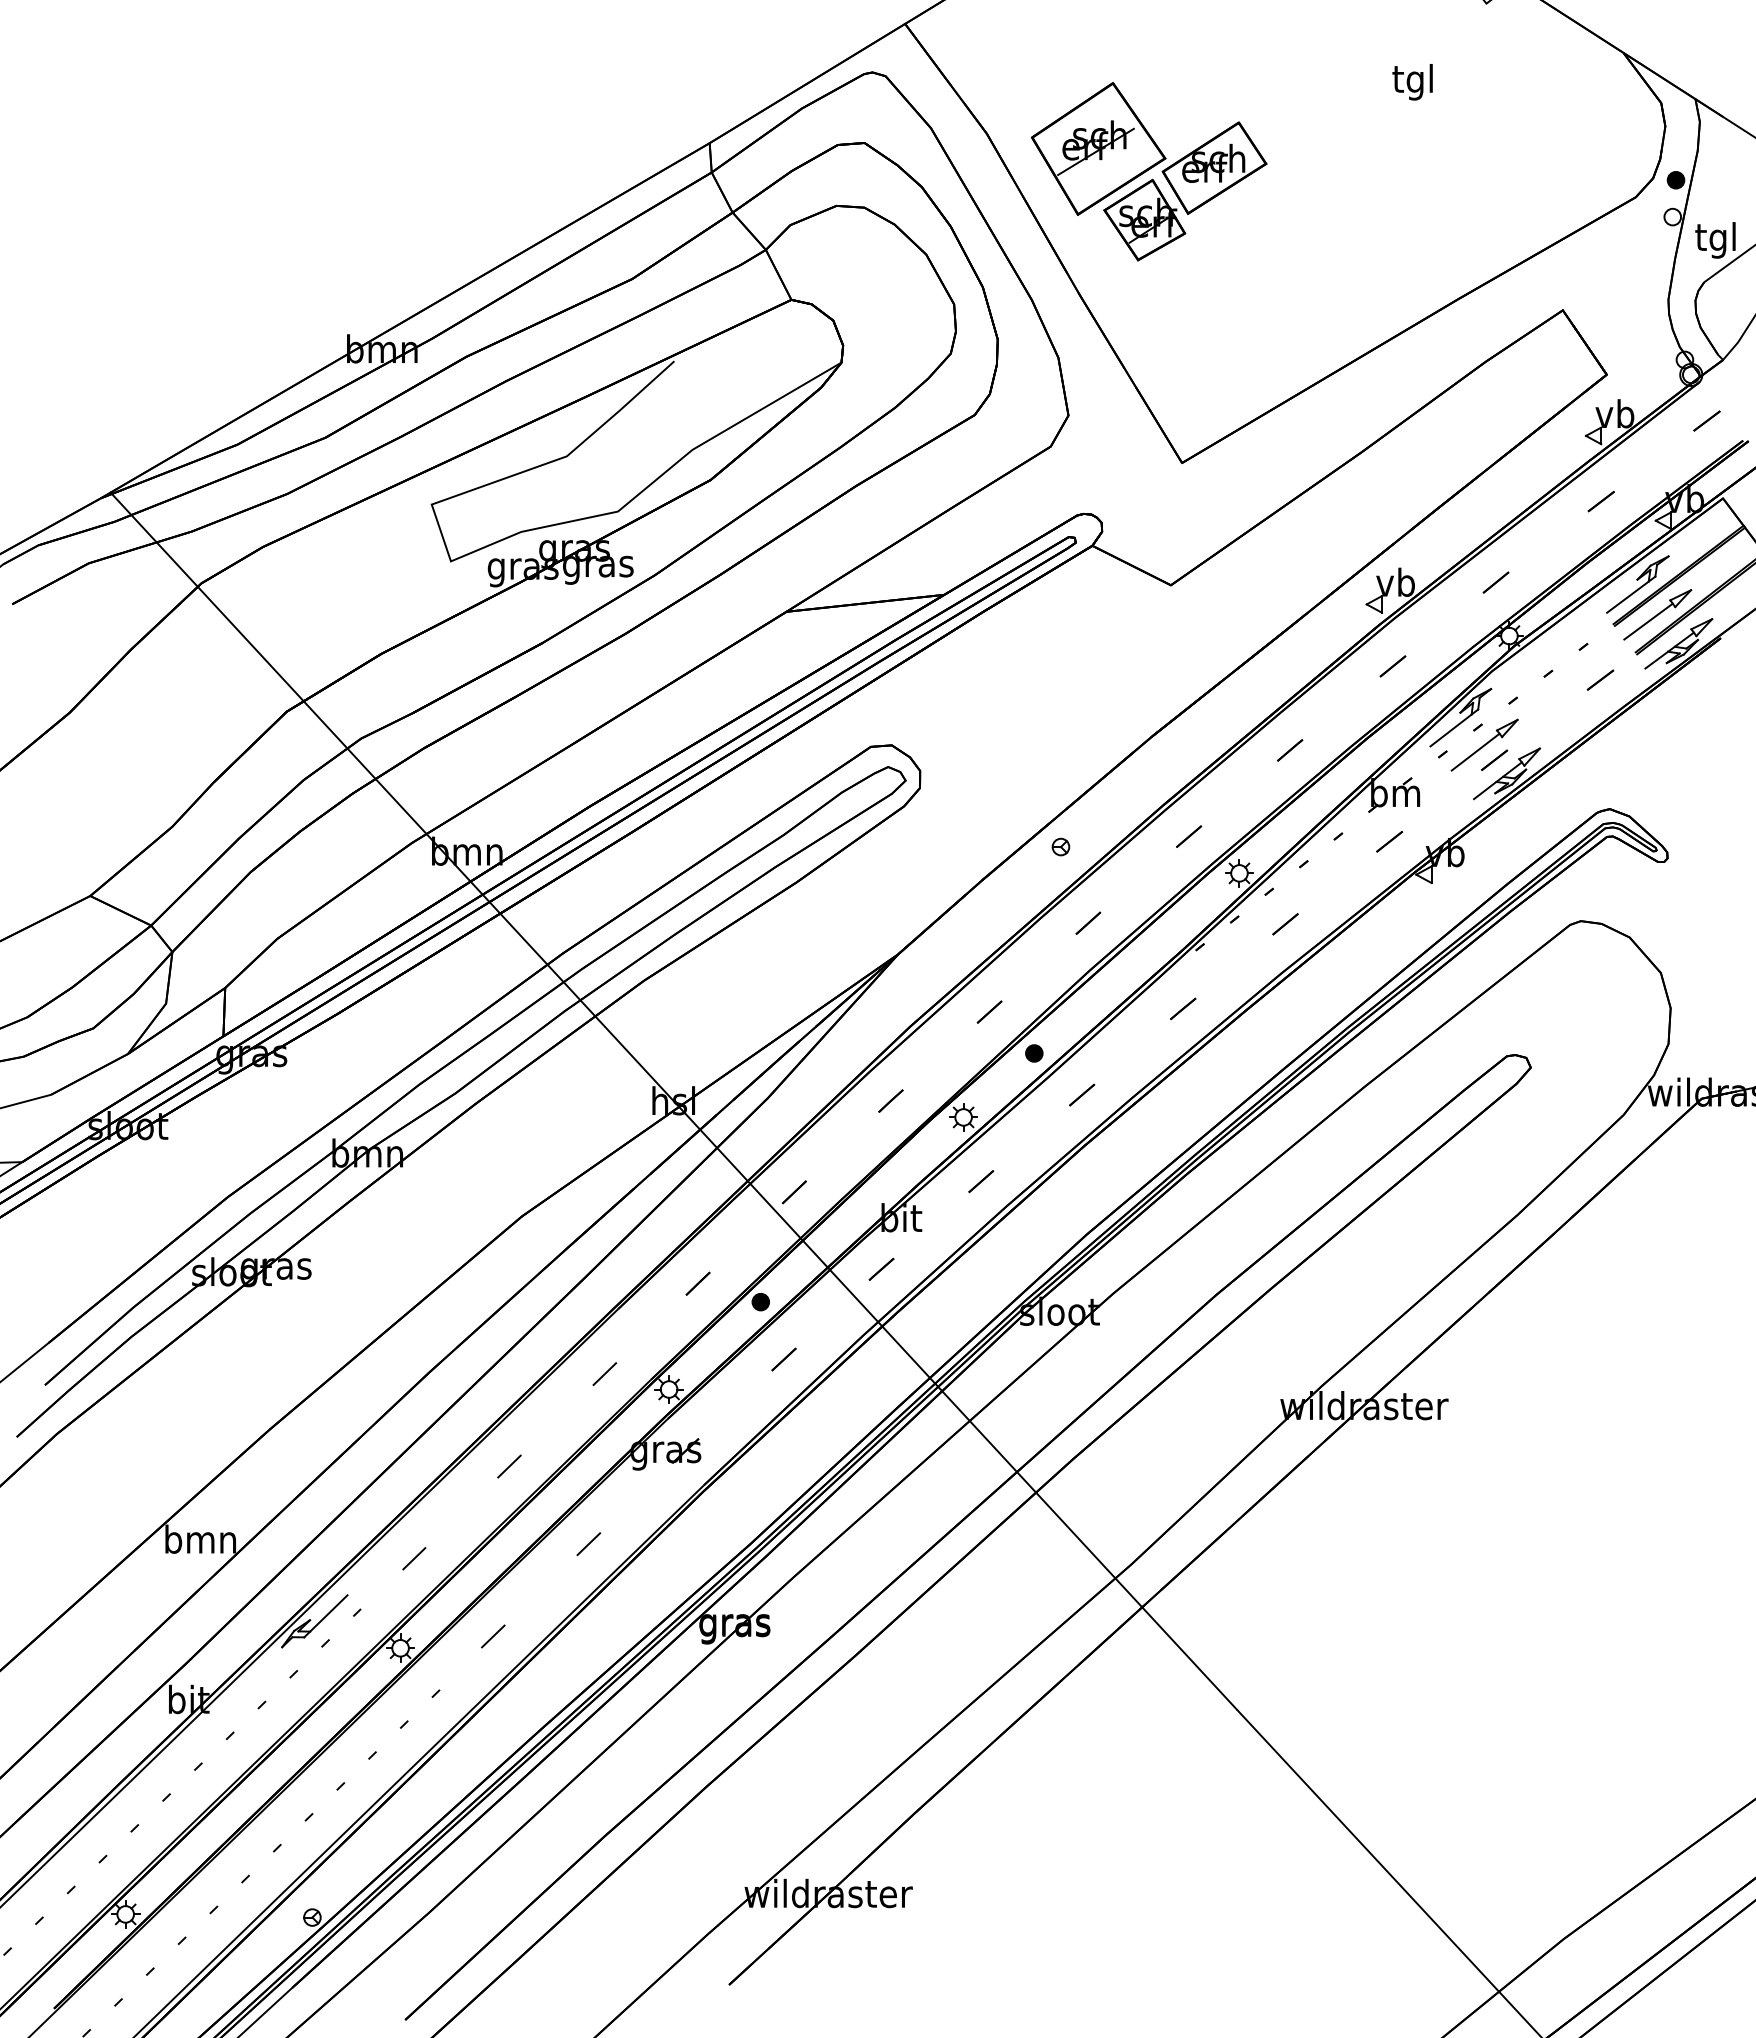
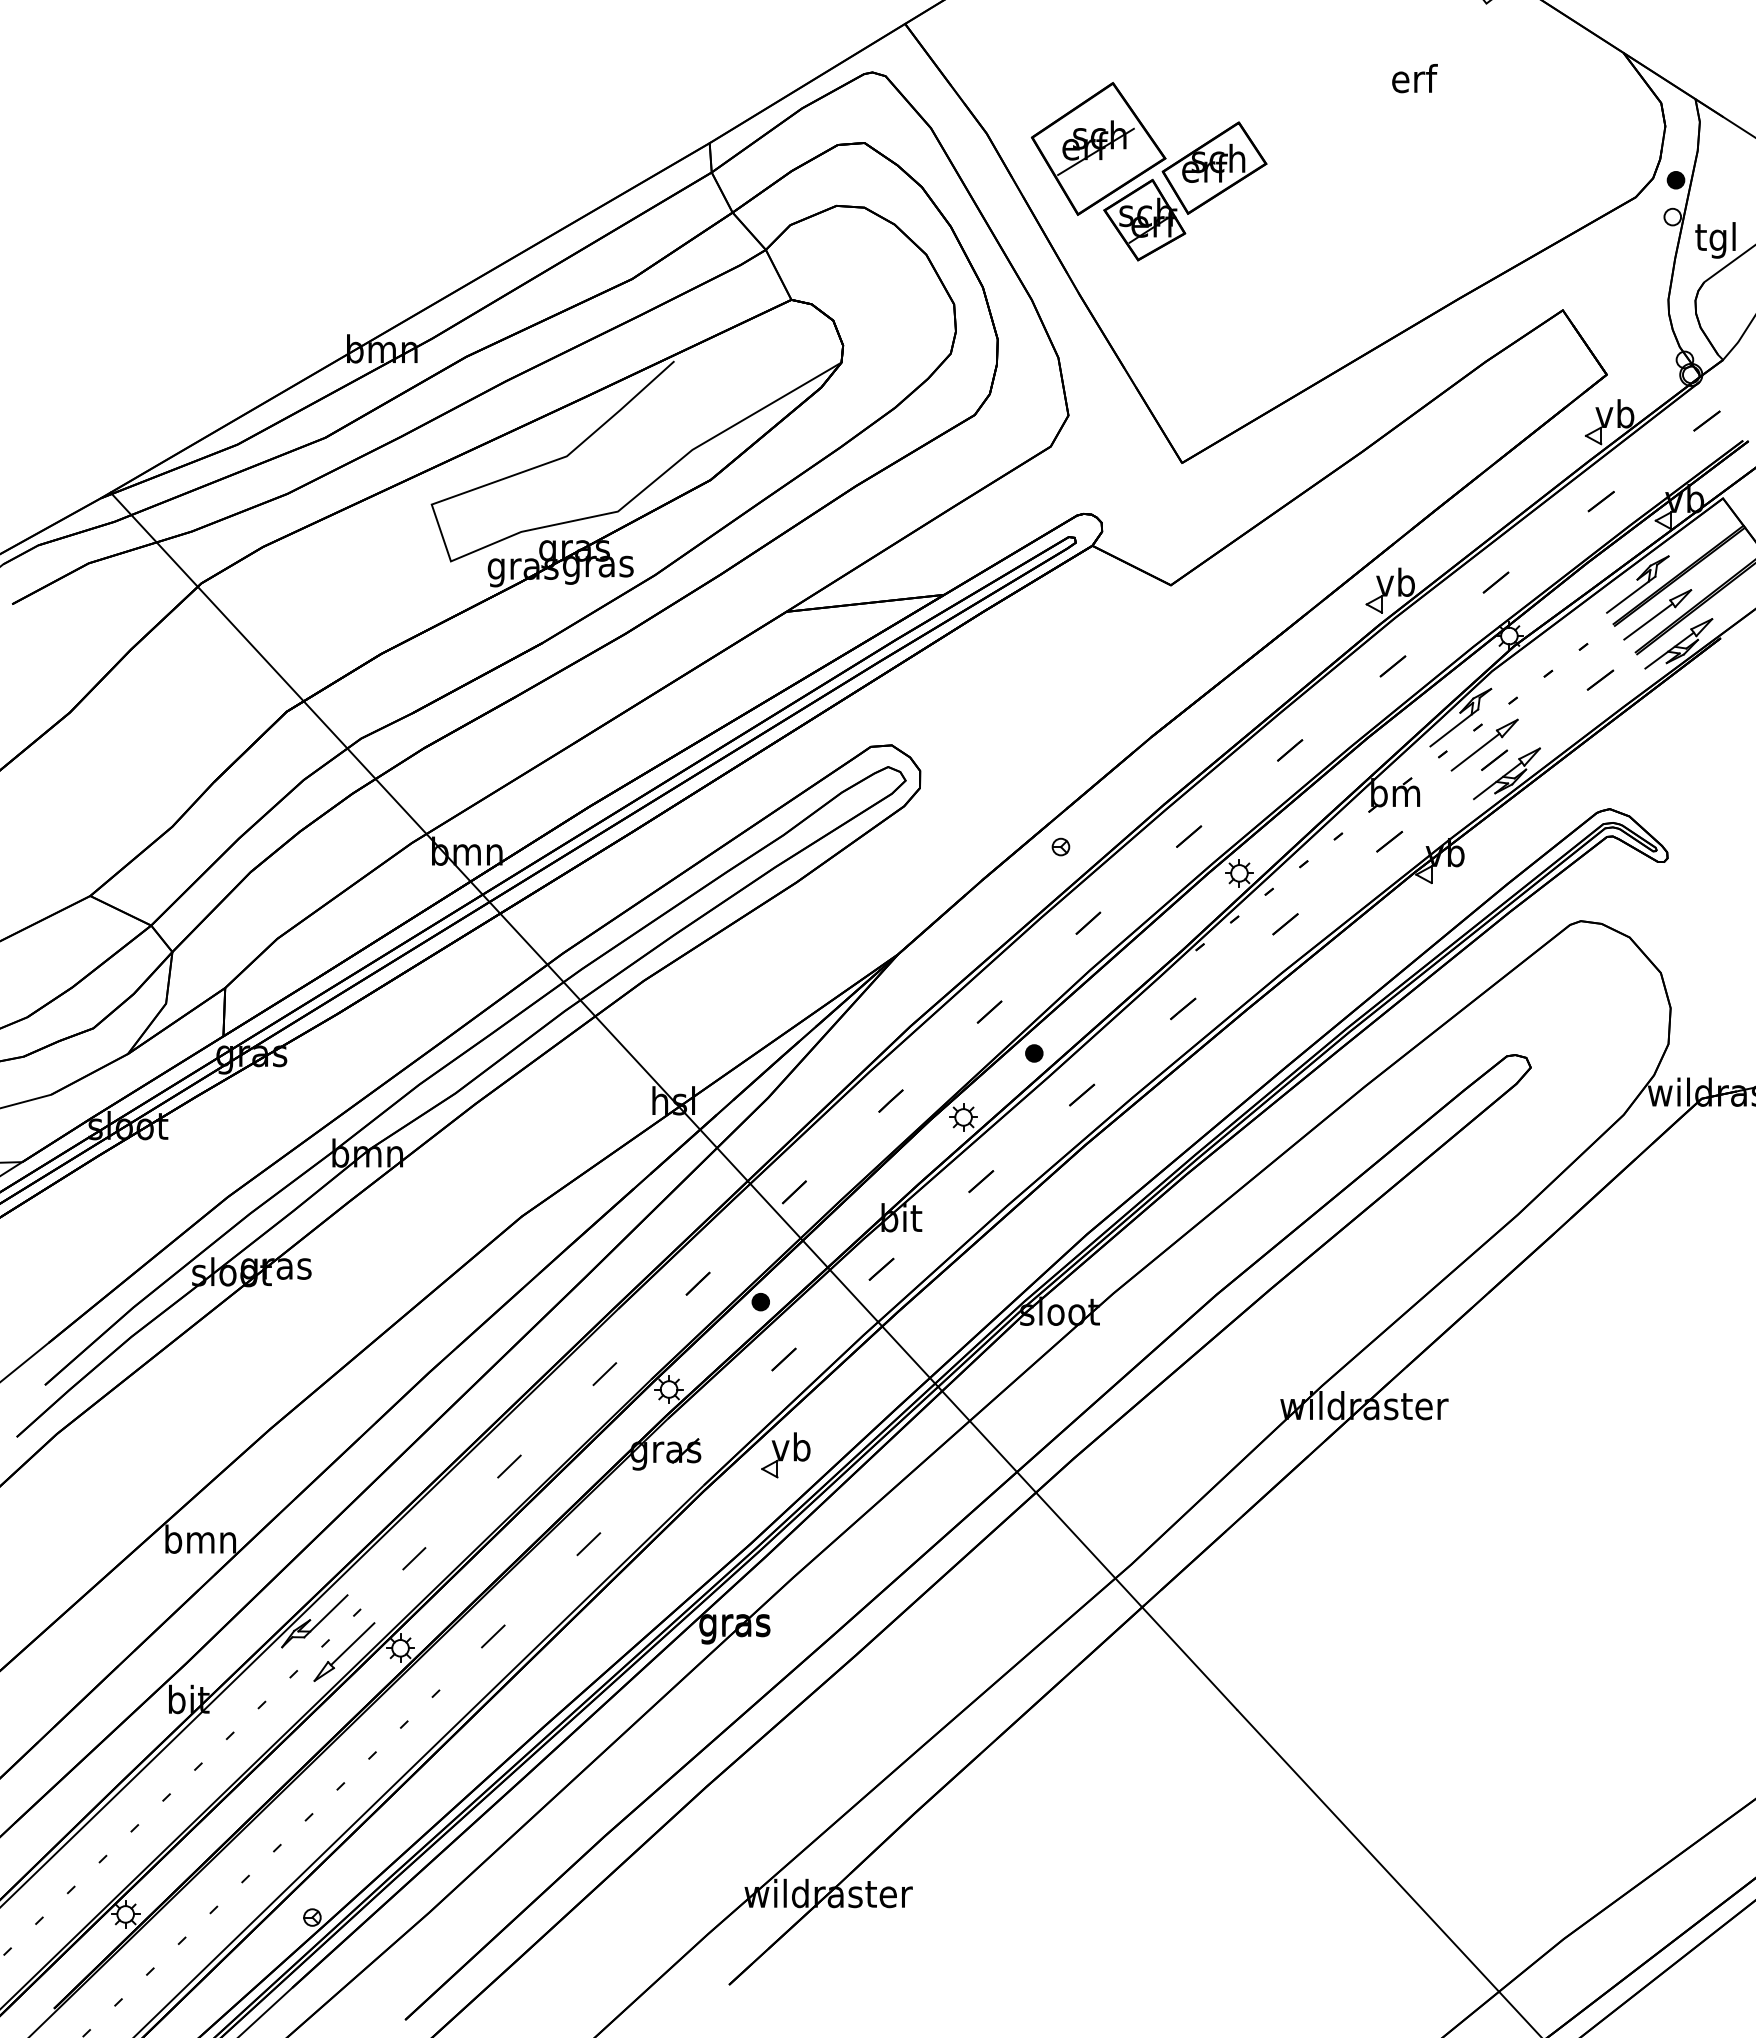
text: tgl -> erf (1414, 82)
part: none -> present (785, 1455)
part: none -> present (344, 1651)
